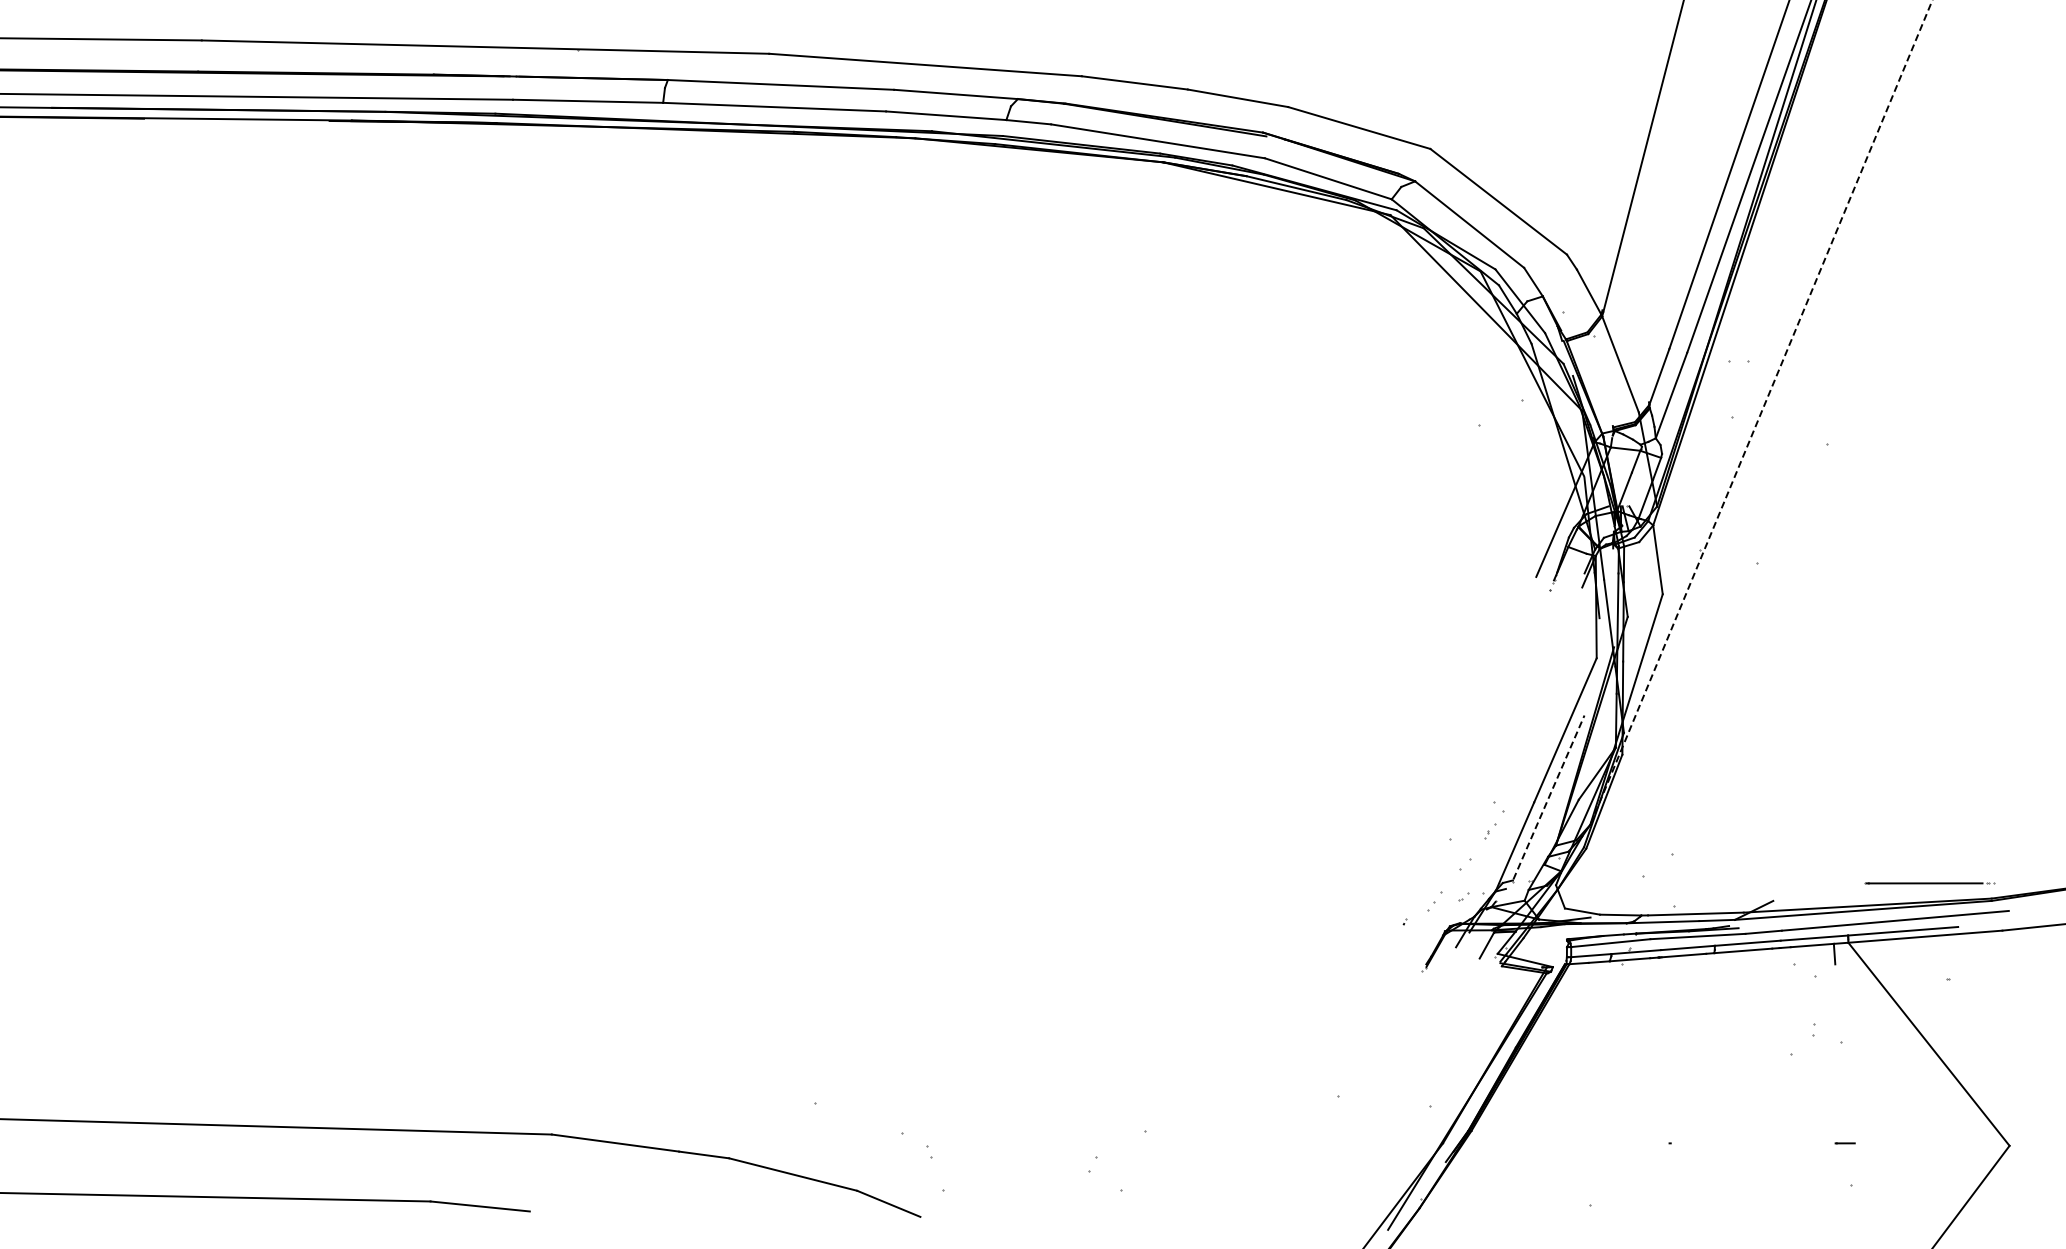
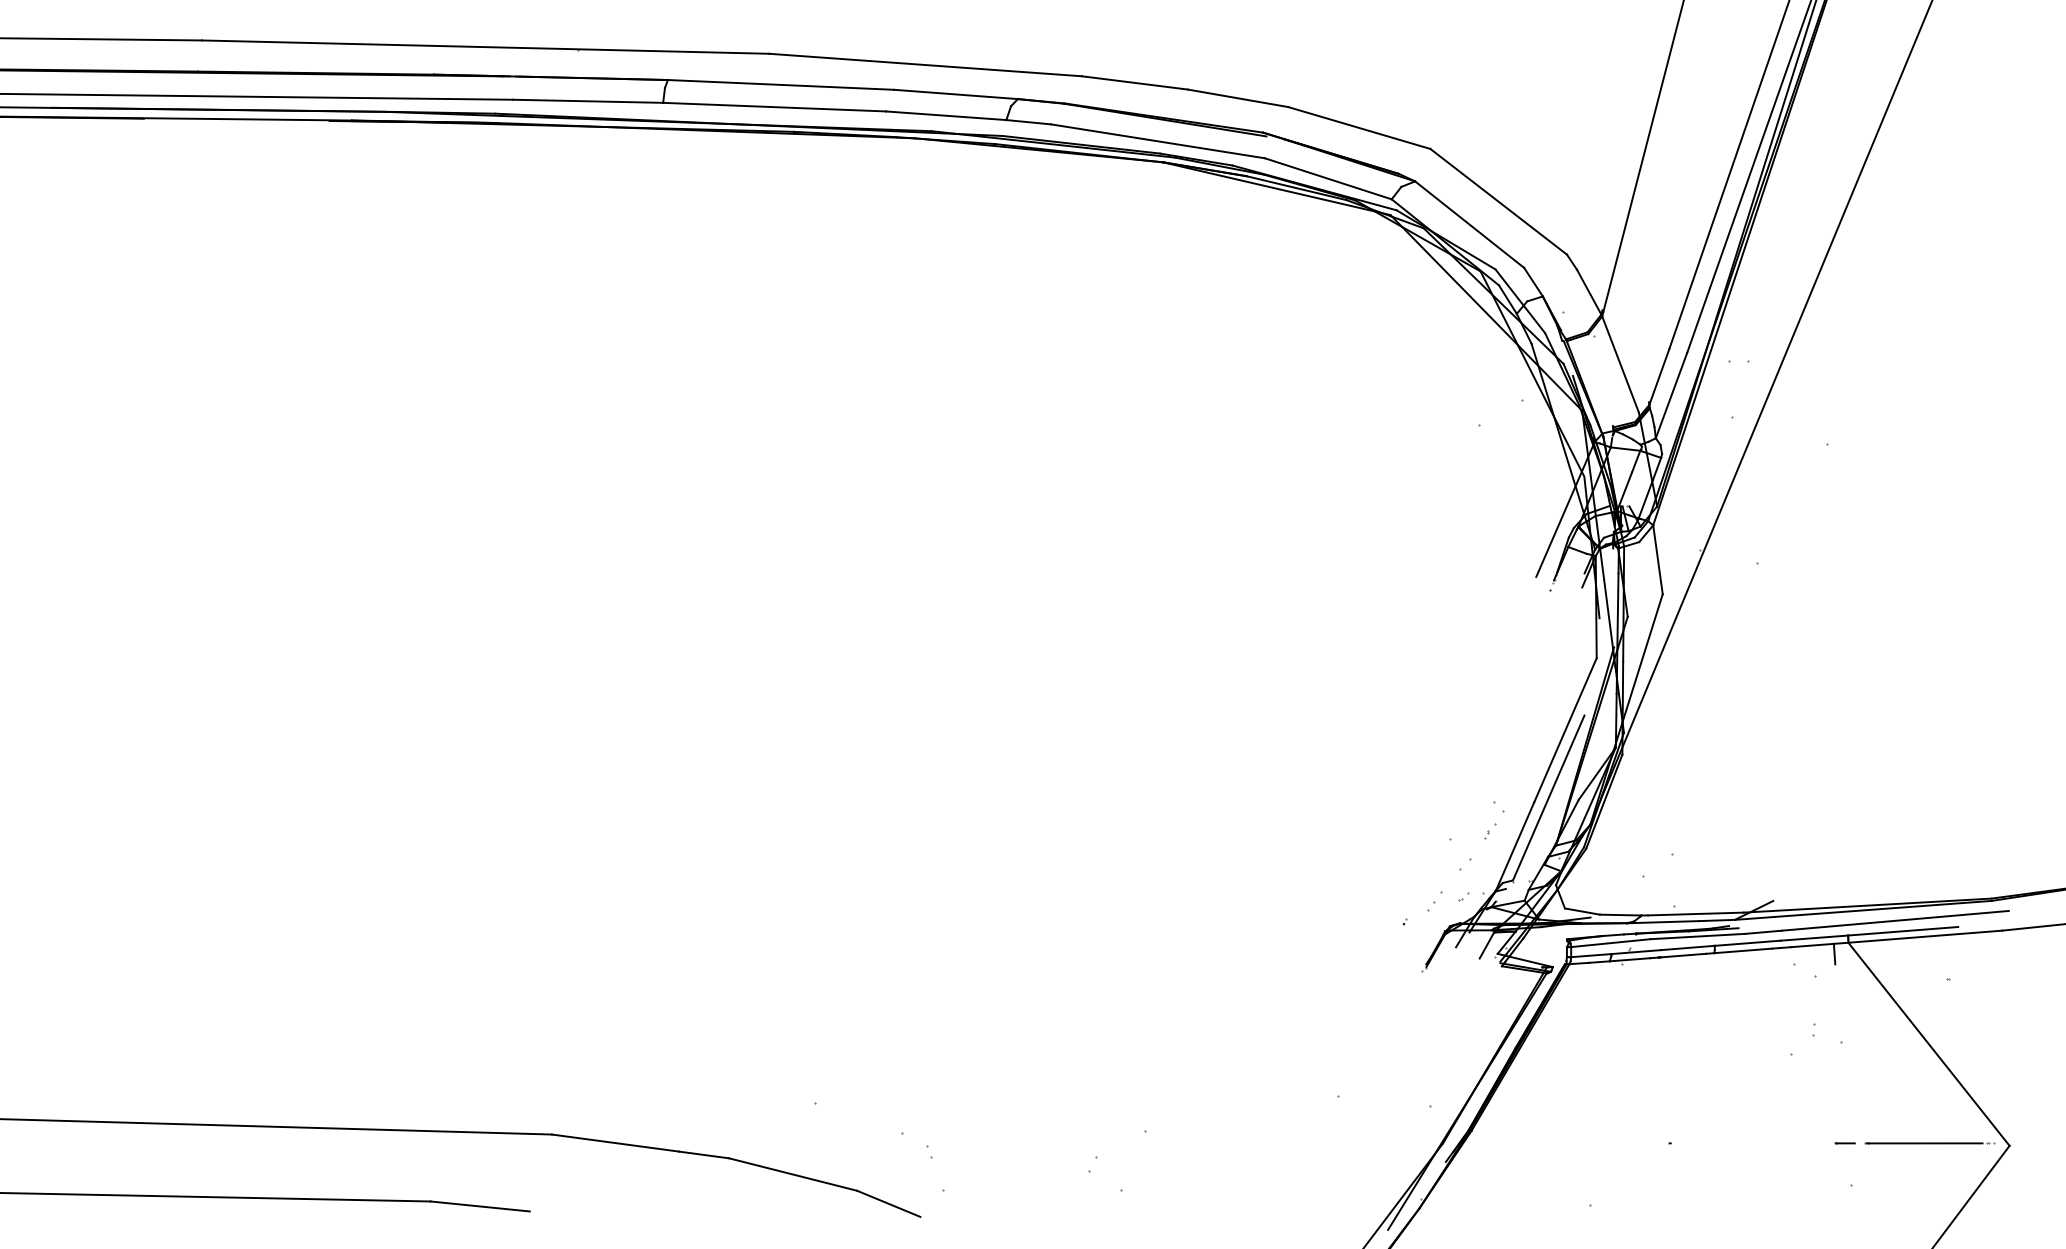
line: dashed -> solid (1761, 413)
line: dashed -> solid (1549, 797)
line position: (1929, 883) -> (1929, 1143) (1929, 1143)
